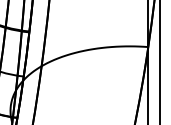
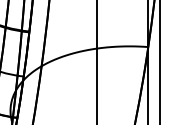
line: none -> present (96, 61)
